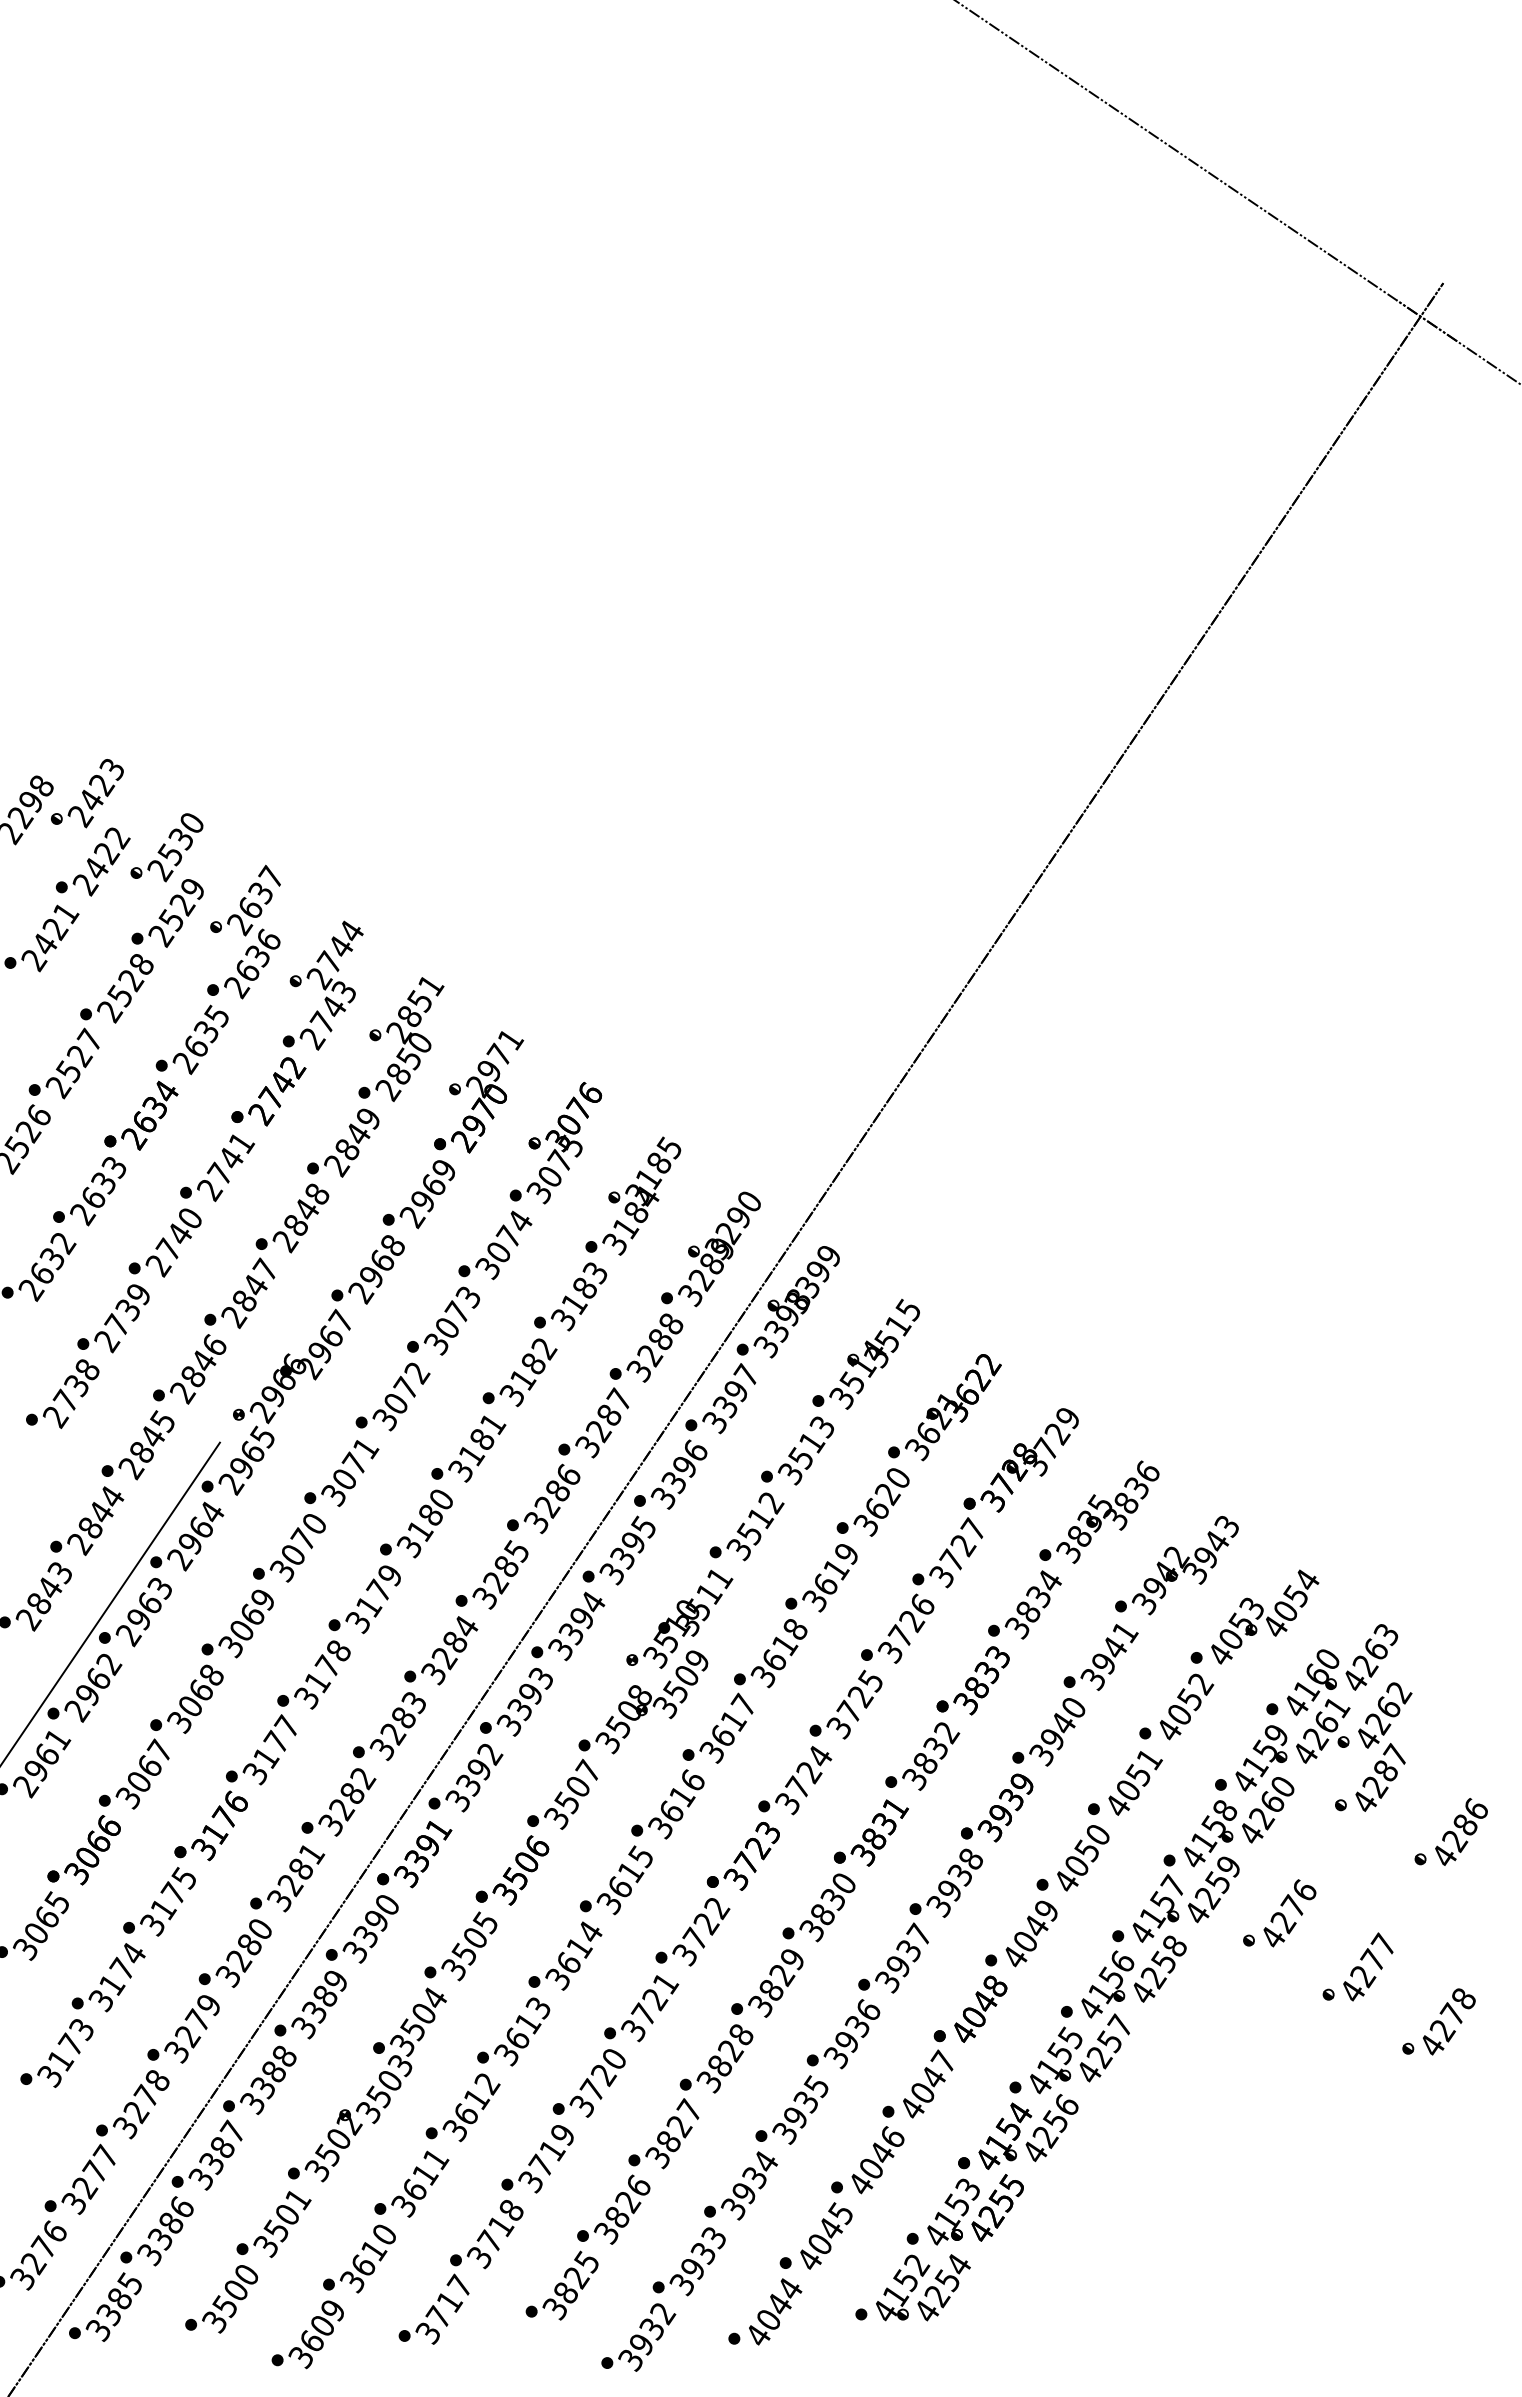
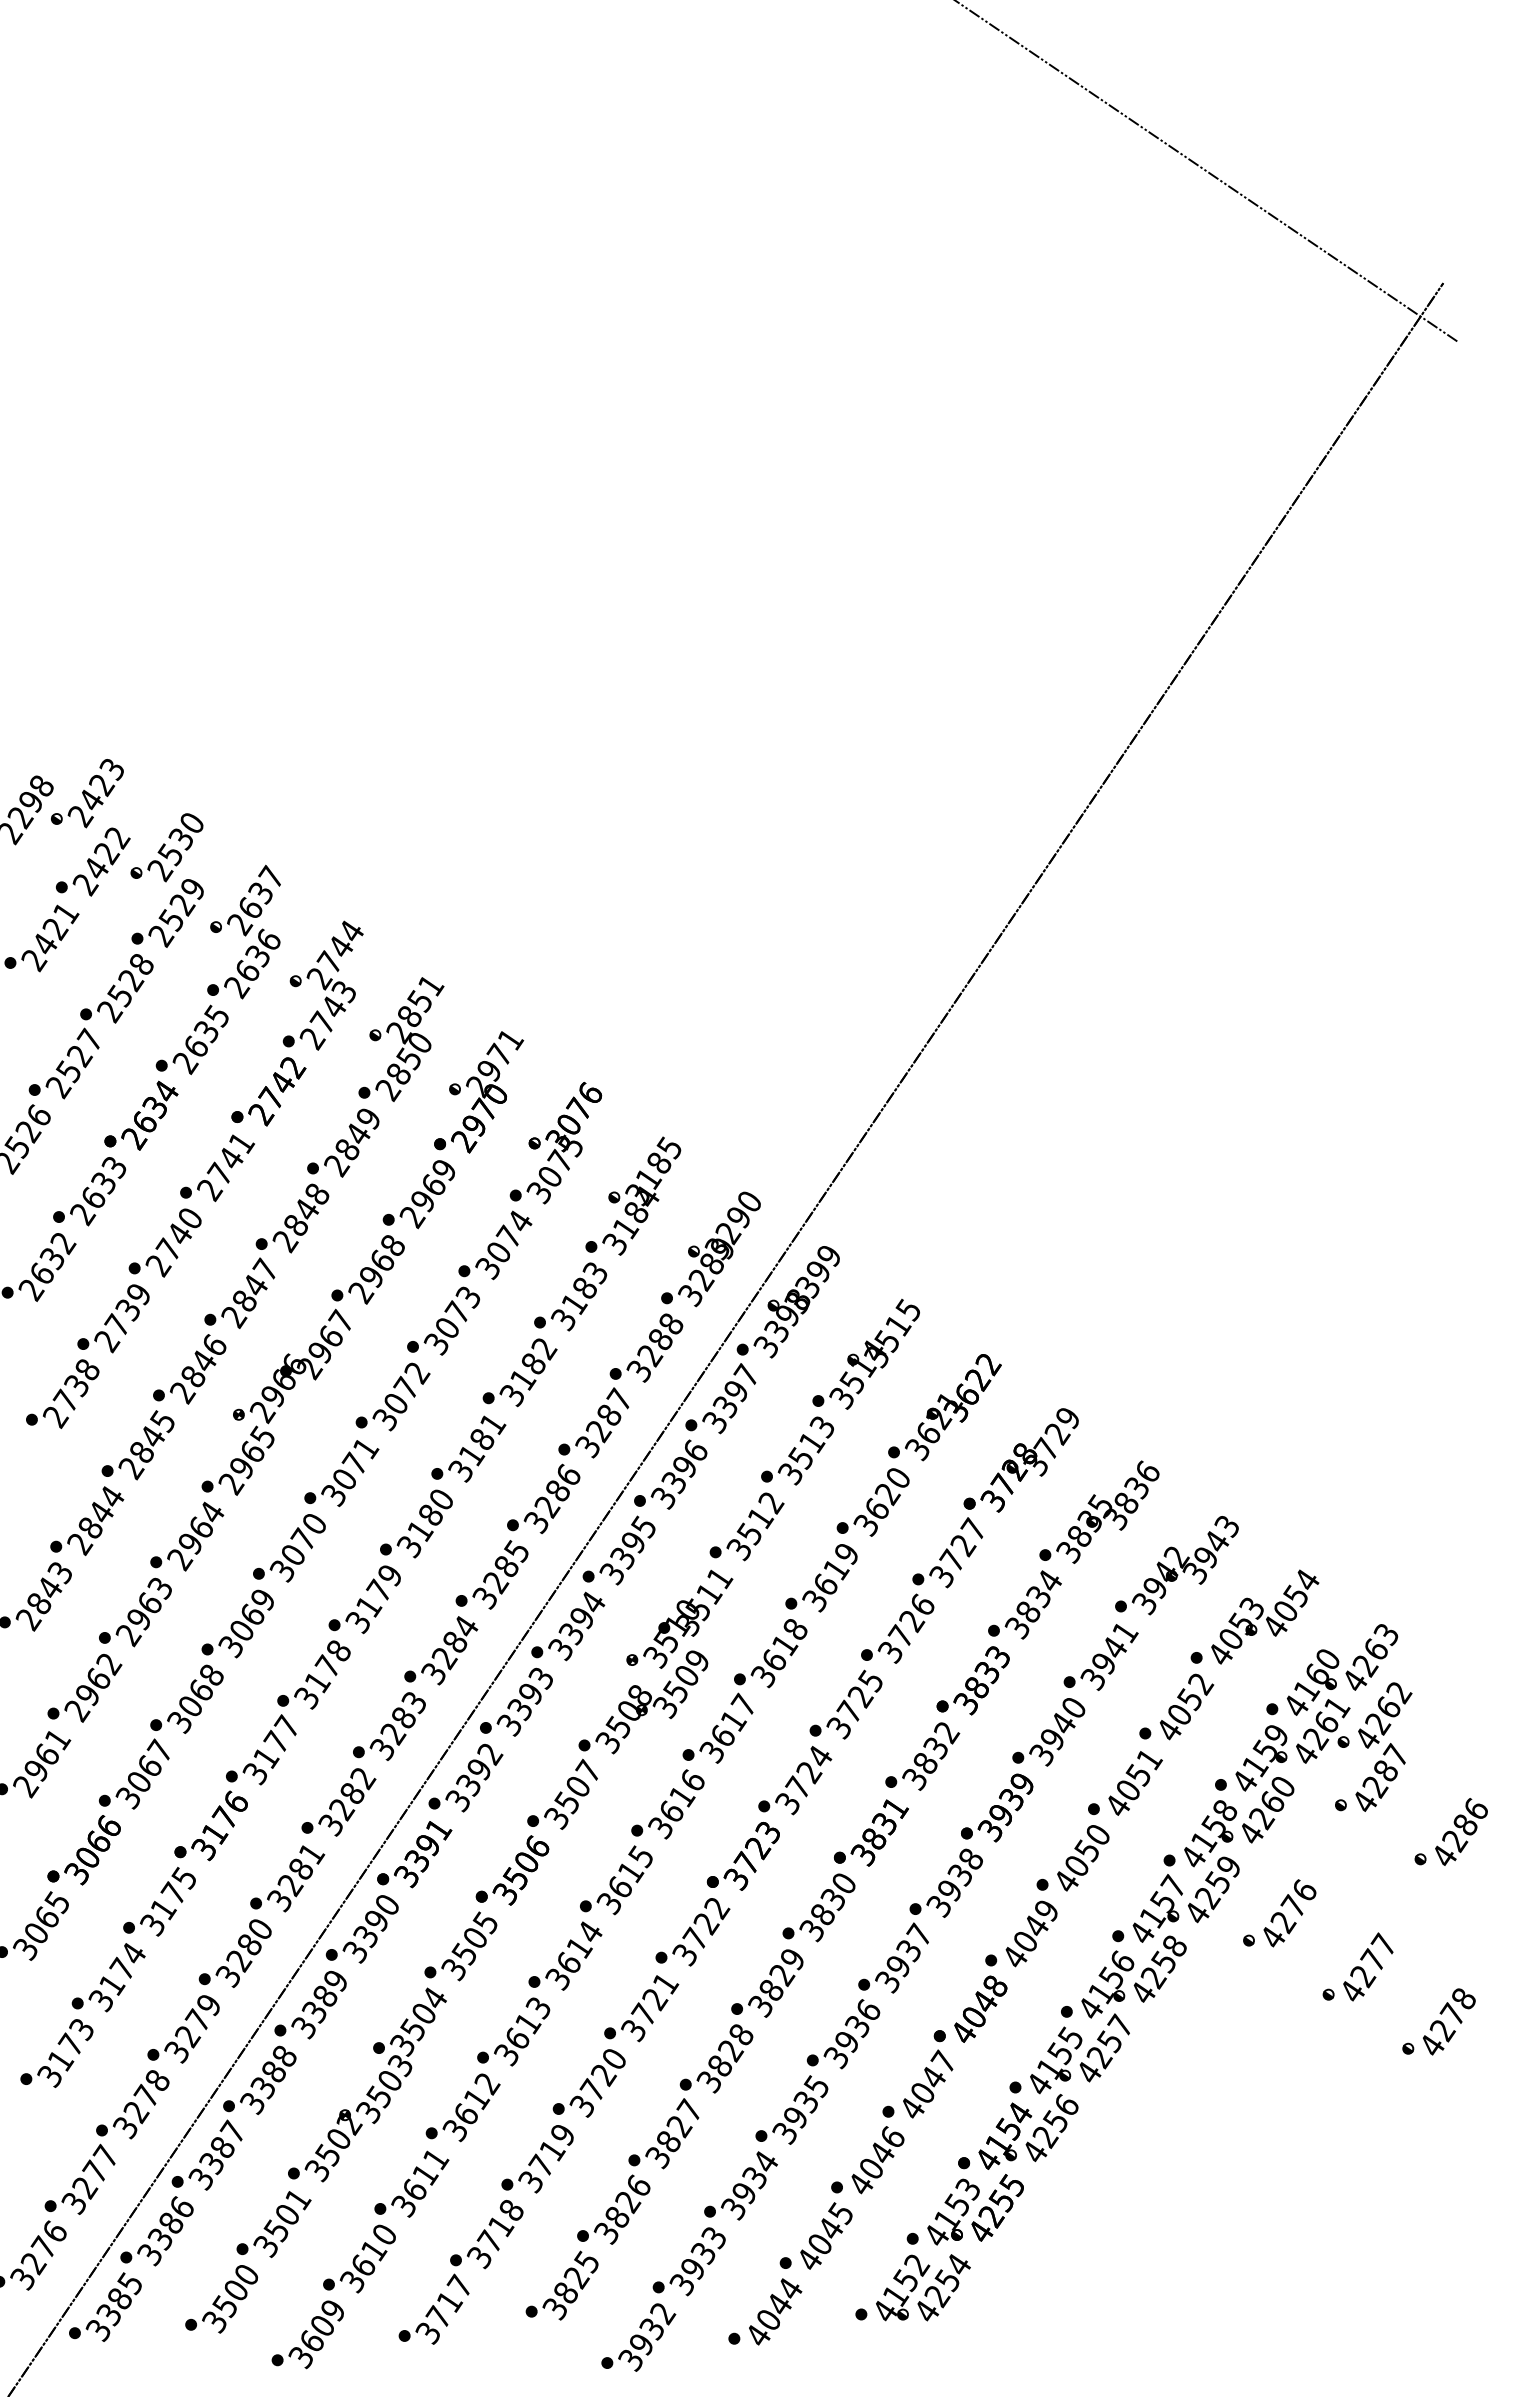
line: present -> none (1457, 341)
line: present -> none (110, 1602)
